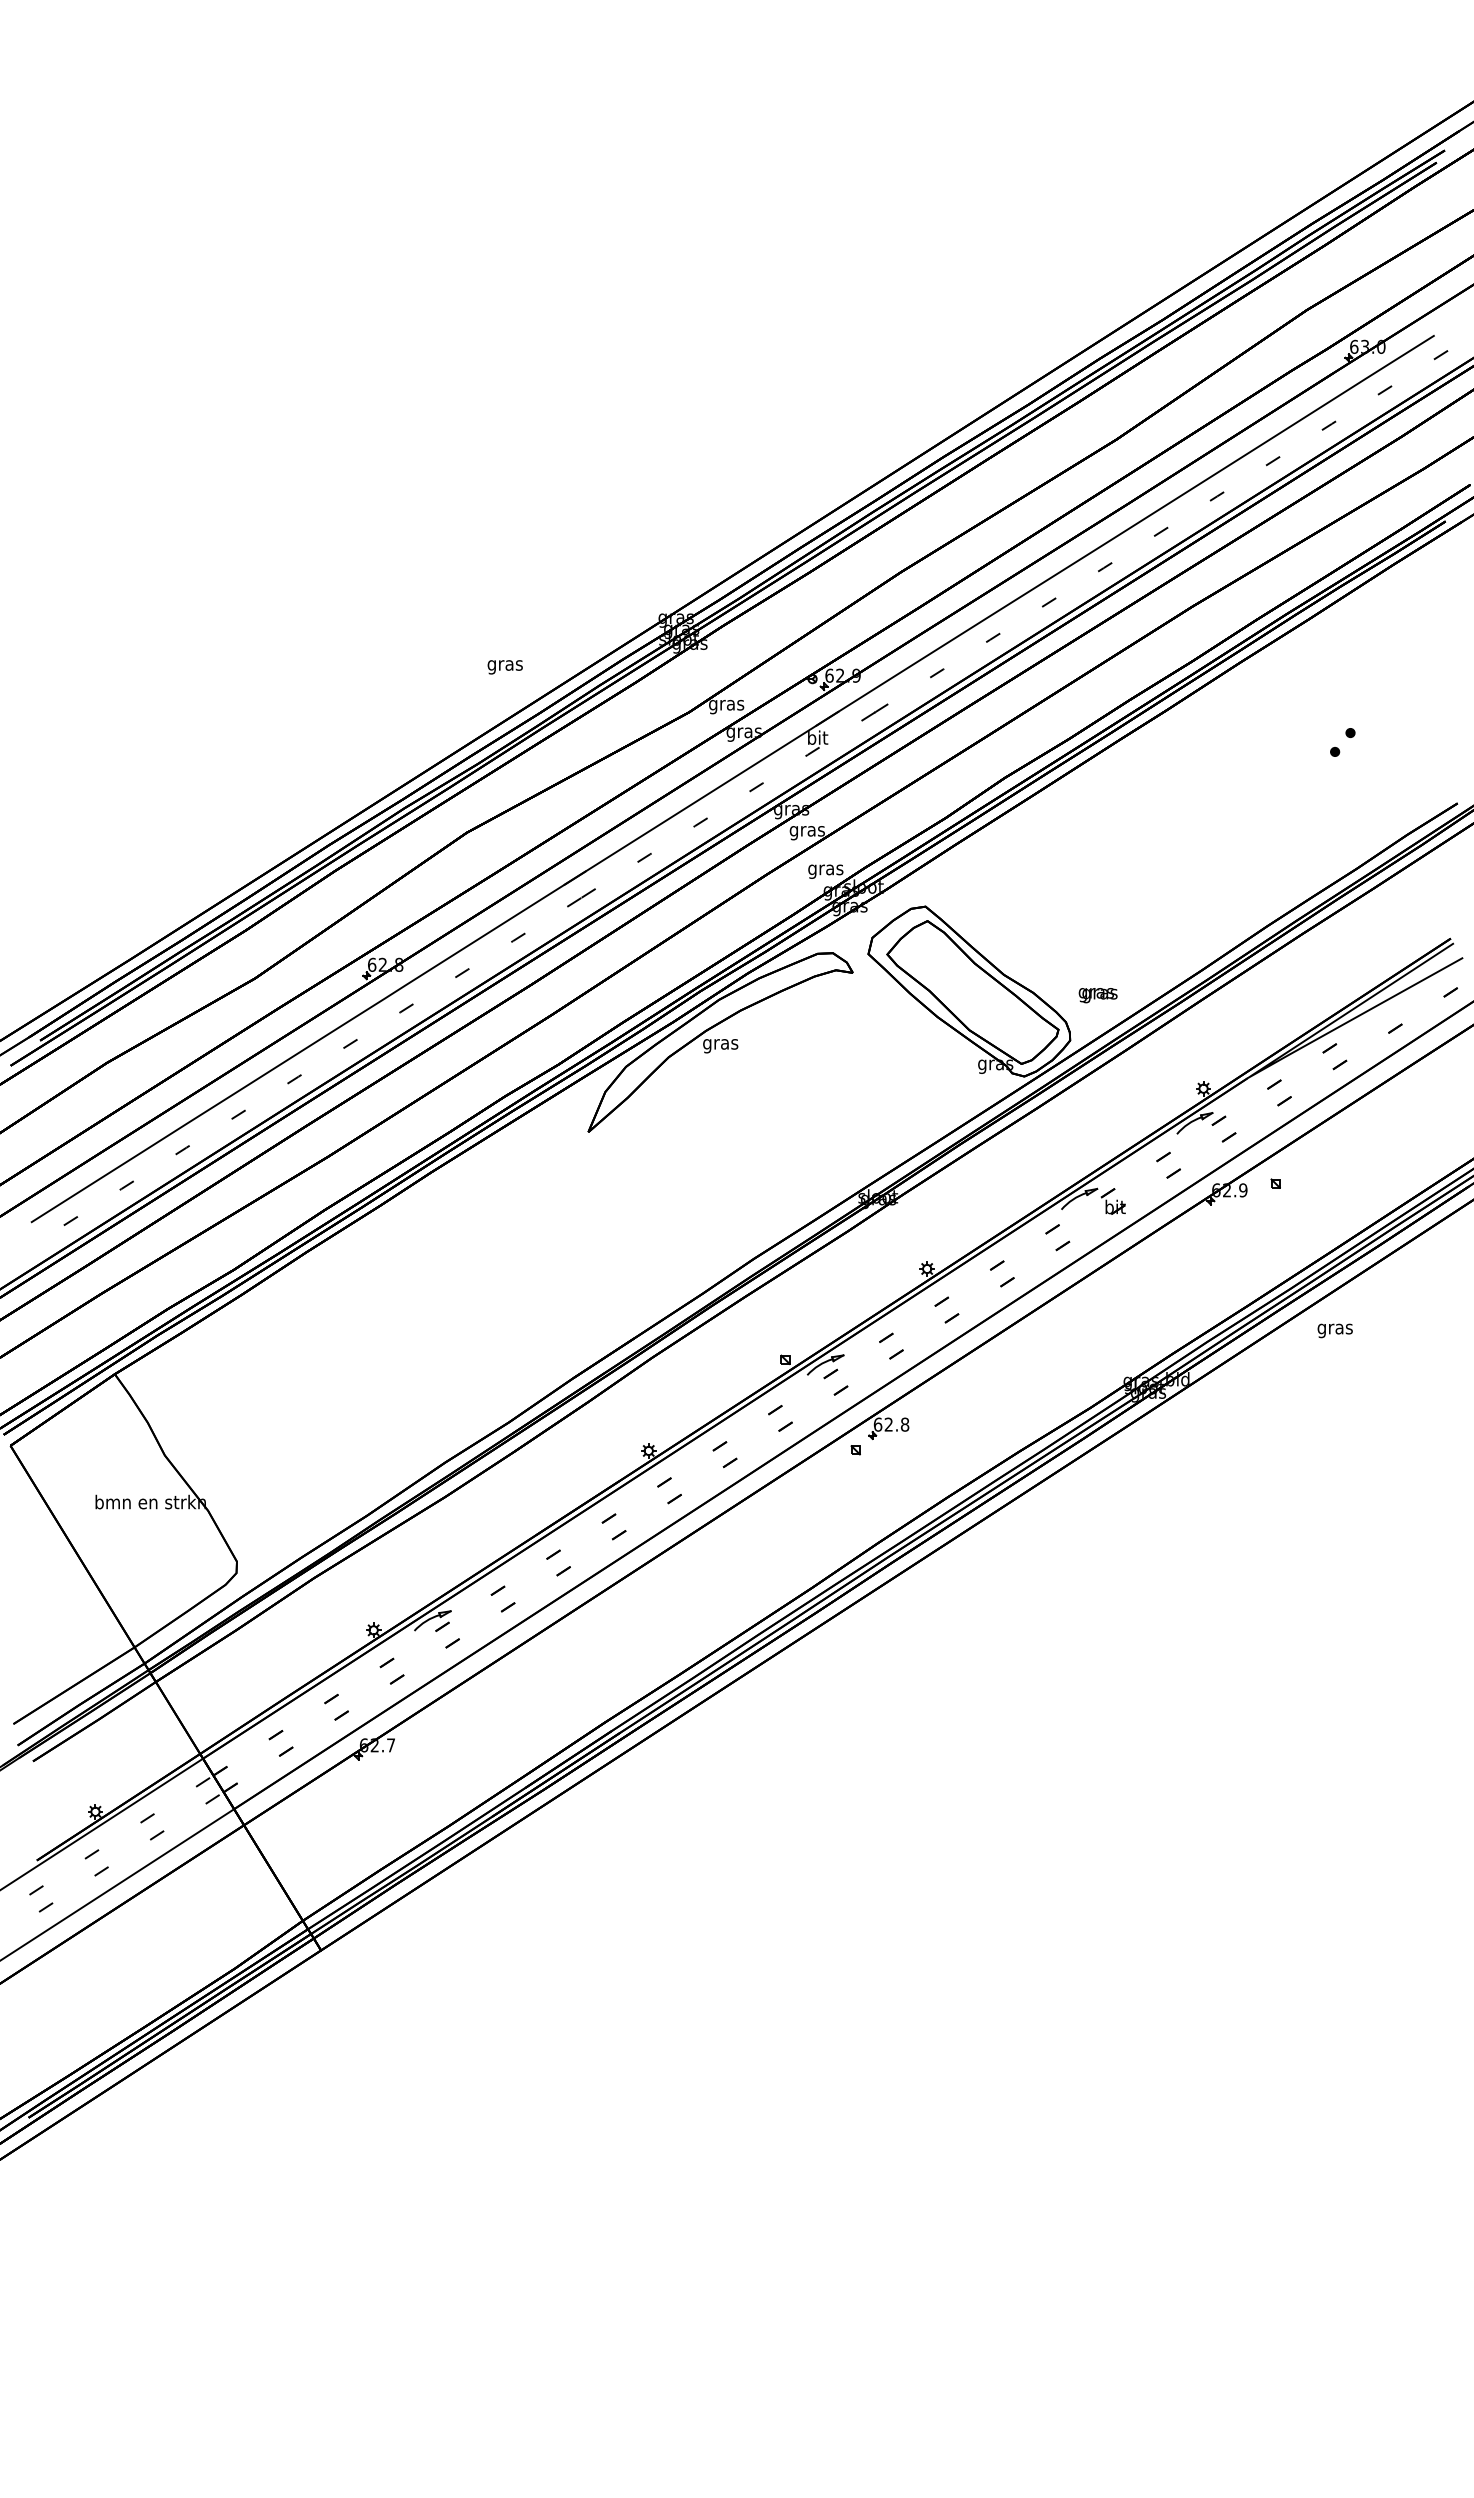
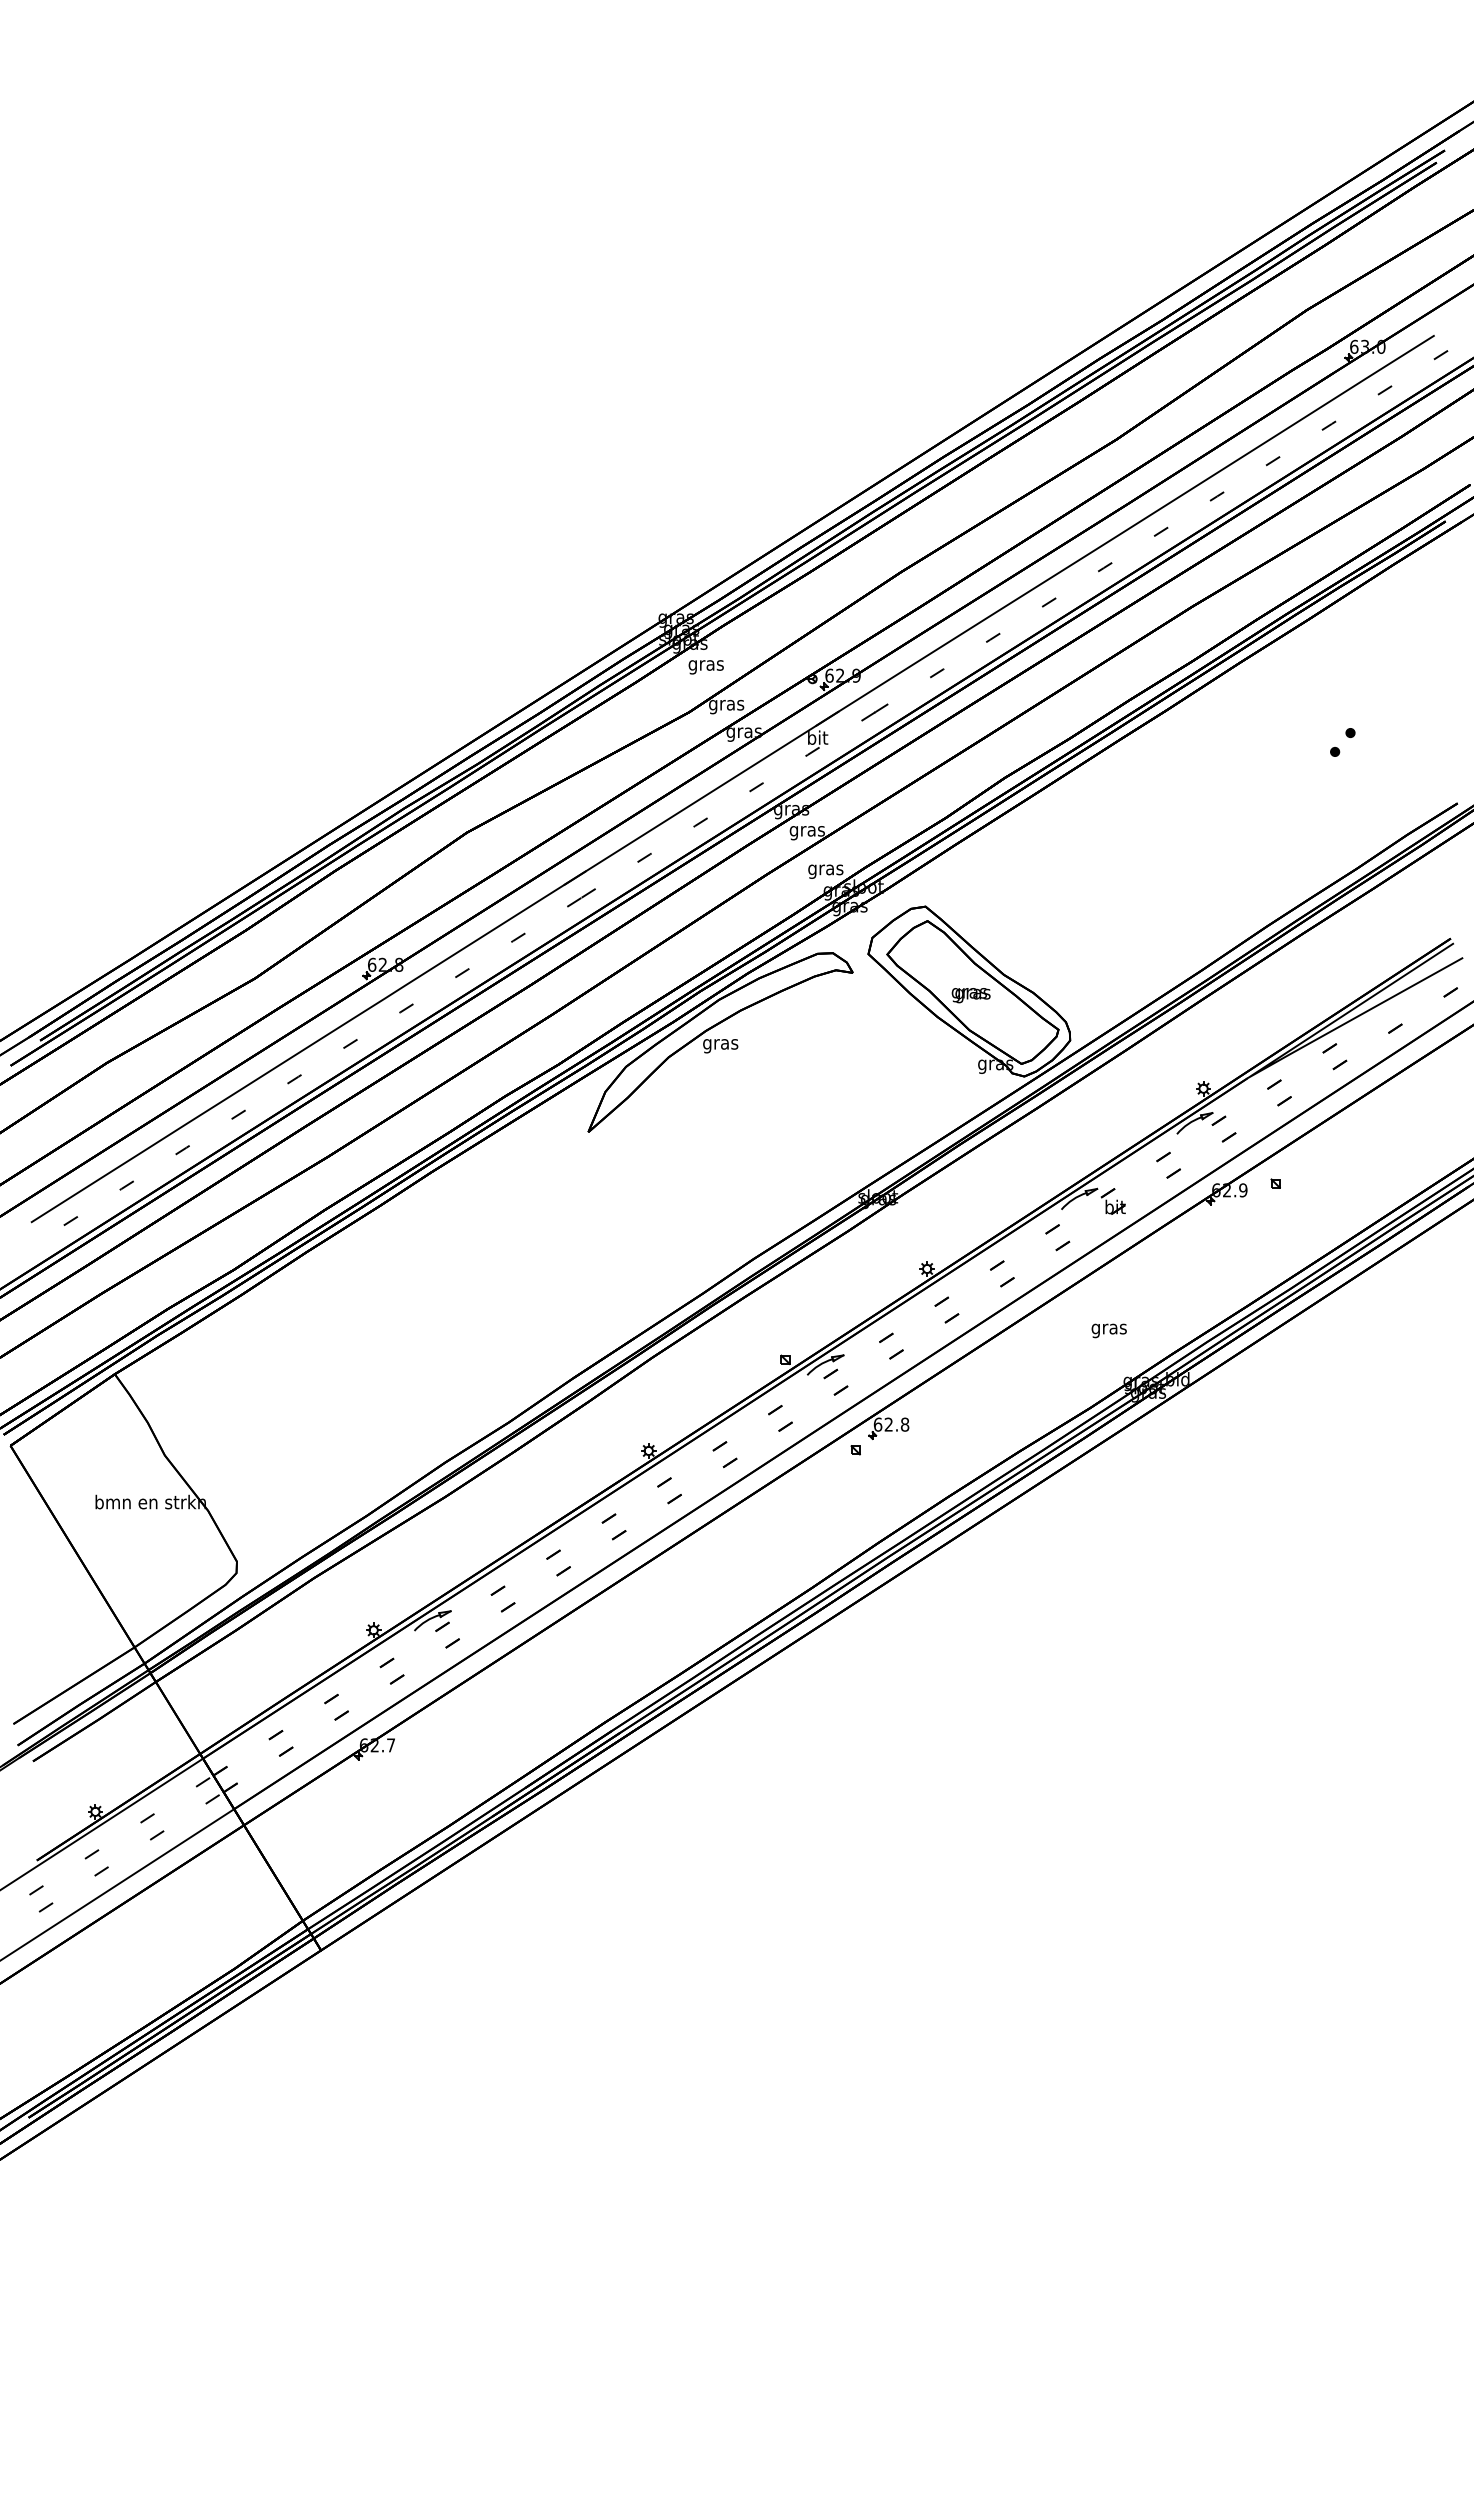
text position: (504, 667) -> (705, 667) (705, 667)
text position: (1097, 995) -> (970, 995) (970, 995)
text position: (1334, 1330) -> (1108, 1330) (1108, 1330)
